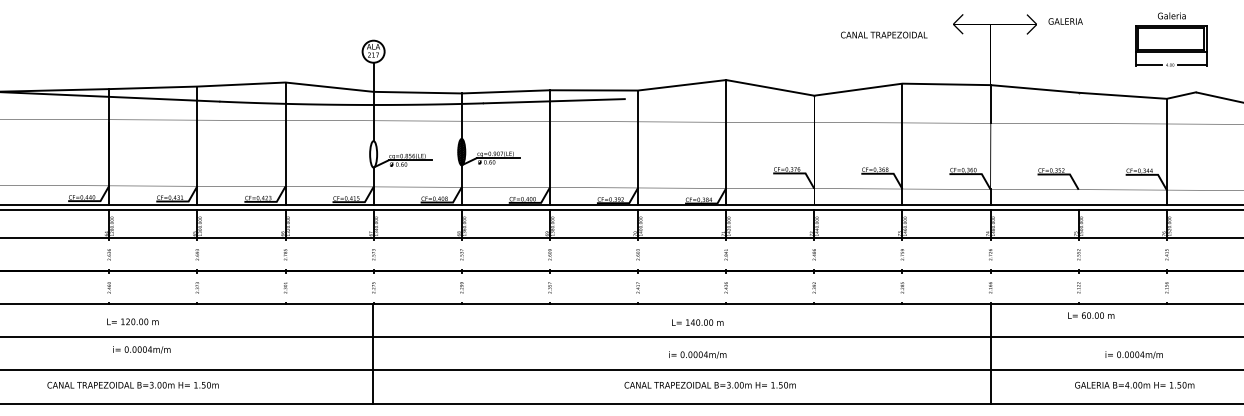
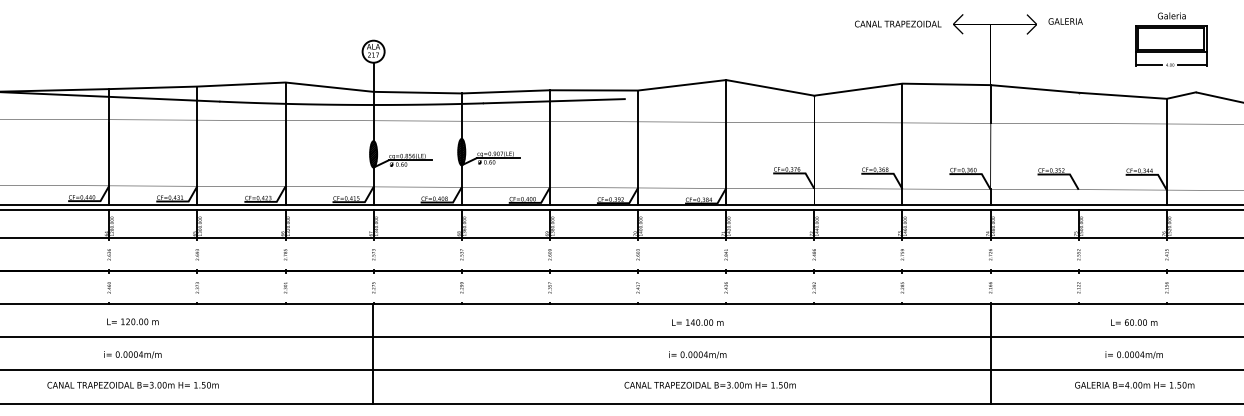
text position: (884, 34) -> (898, 23) (898, 23)
hatch: none -> present (373, 153)
text position: (1091, 315) -> (1134, 322) (1134, 322)
text position: (141, 349) -> (132, 354) (132, 354)
